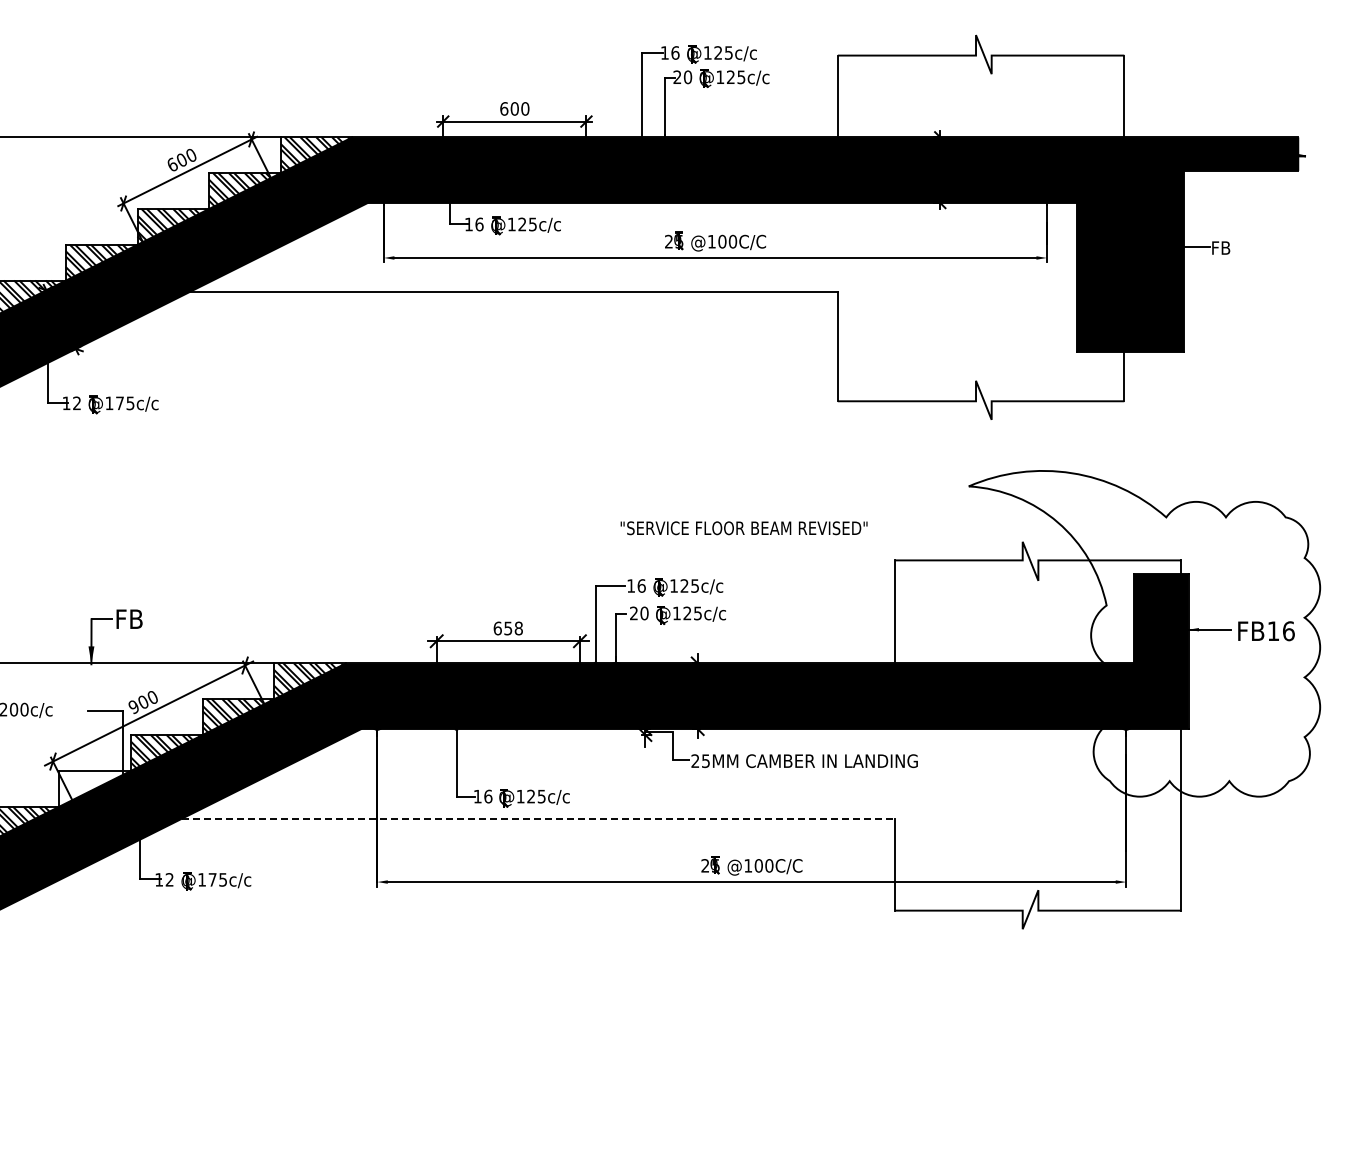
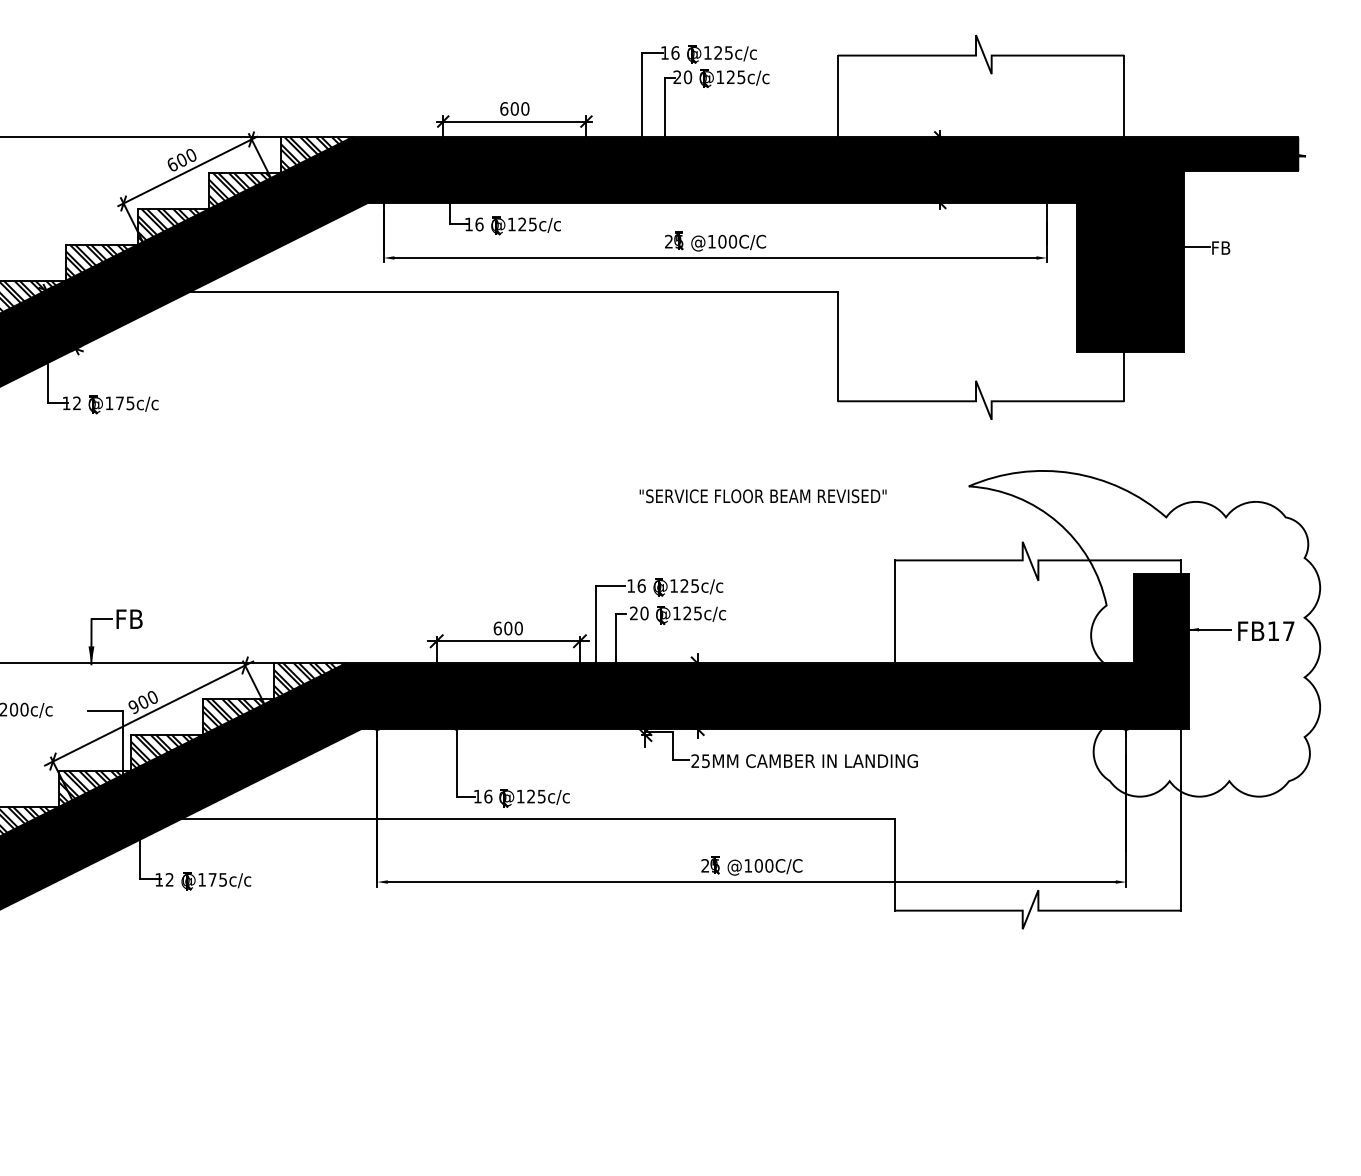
text position: (743, 528) -> (762, 496) (762, 496)
text: 658 -> 600 (513, 628)
text: FB16 -> FB17 (1288, 631)
hatch: none -> present (93, 786)
line: dashed -> solid (539, 818)
